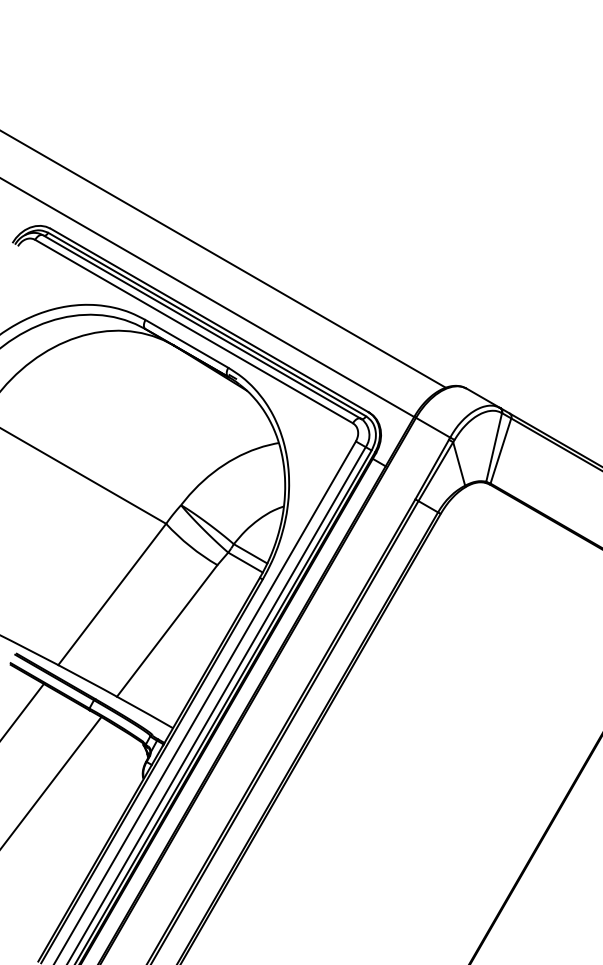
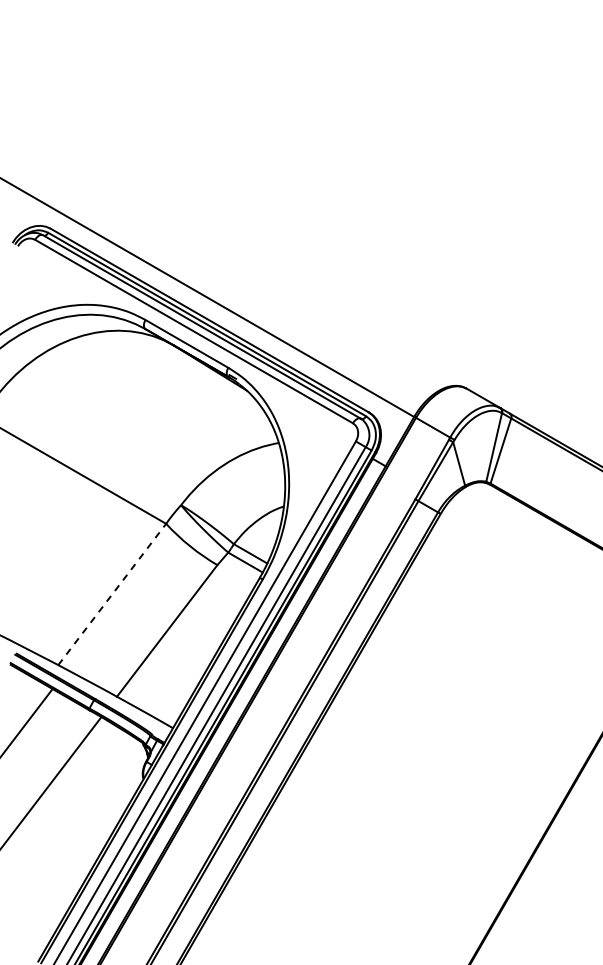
line: present -> none (223, 259)
line: solid -> dashed (112, 594)
line position: (22, 711) -> (26, 722) (26, 722)
